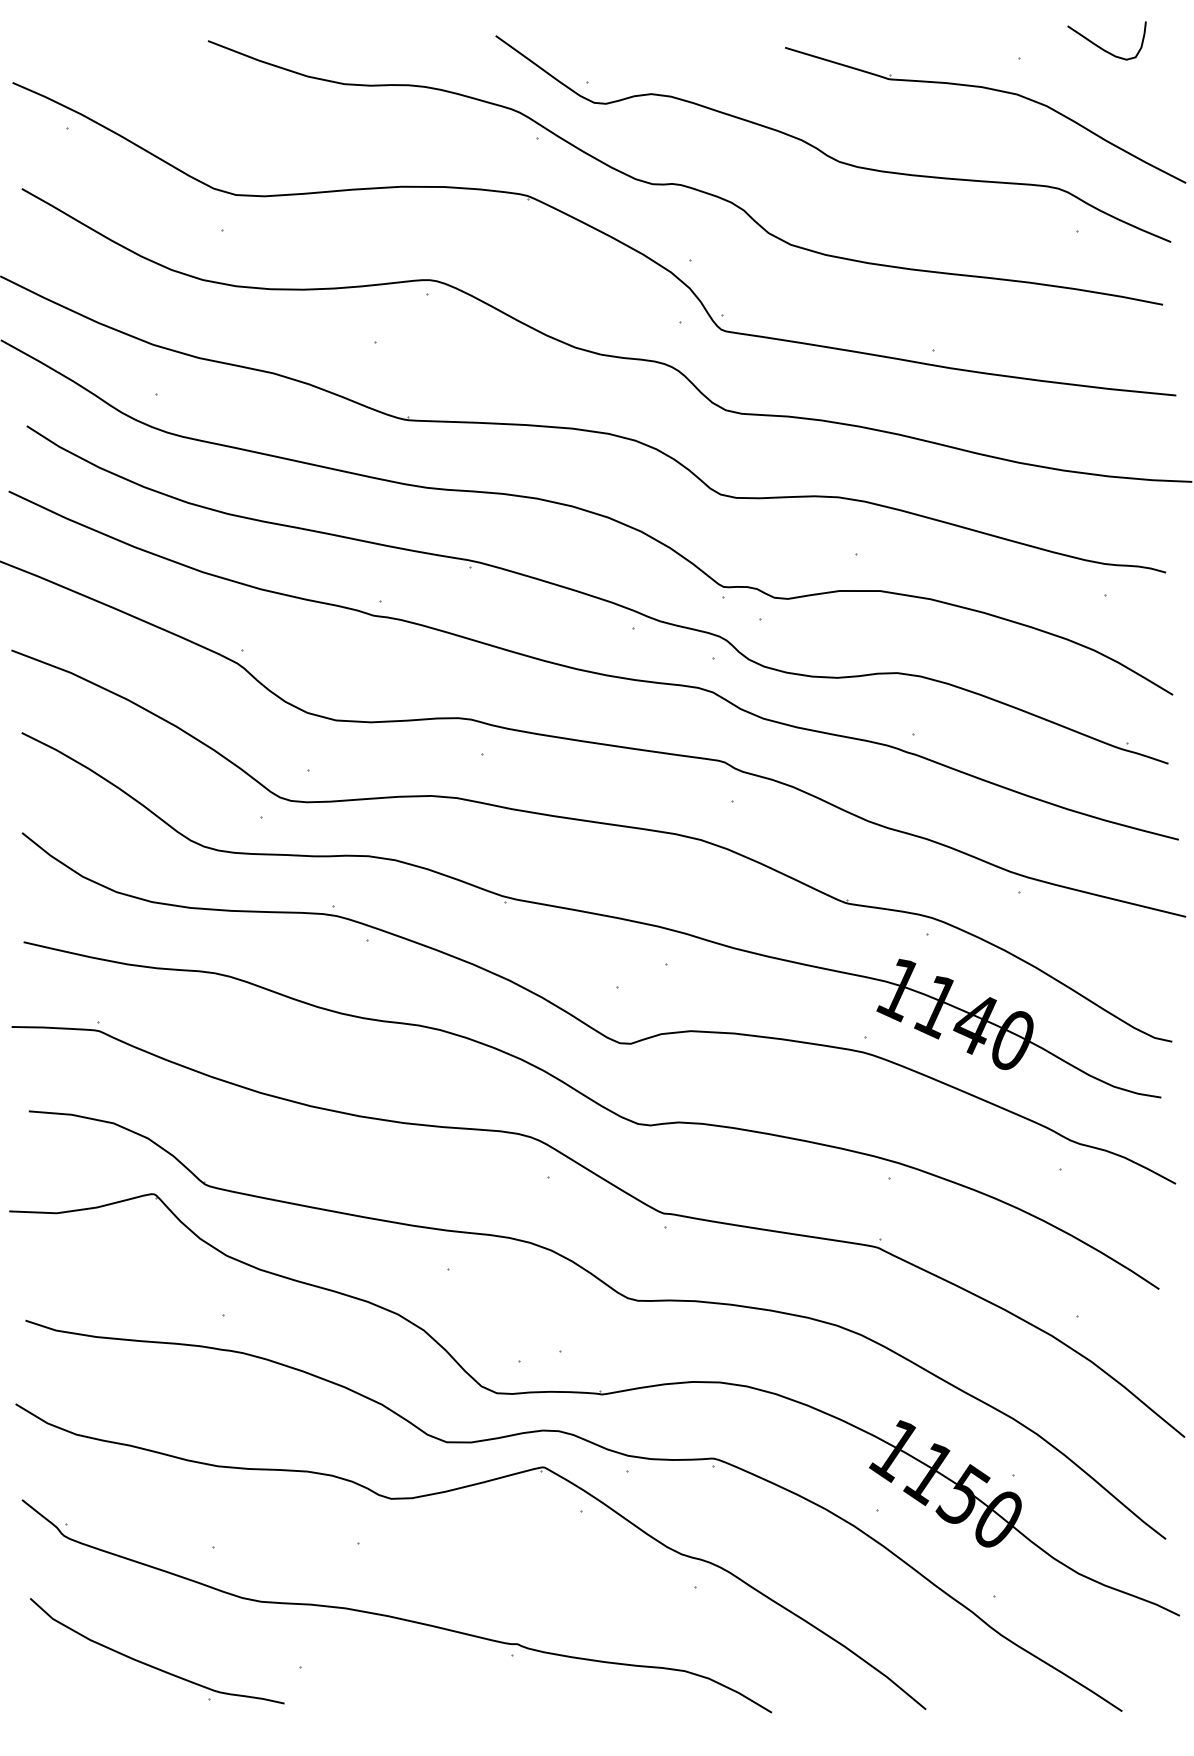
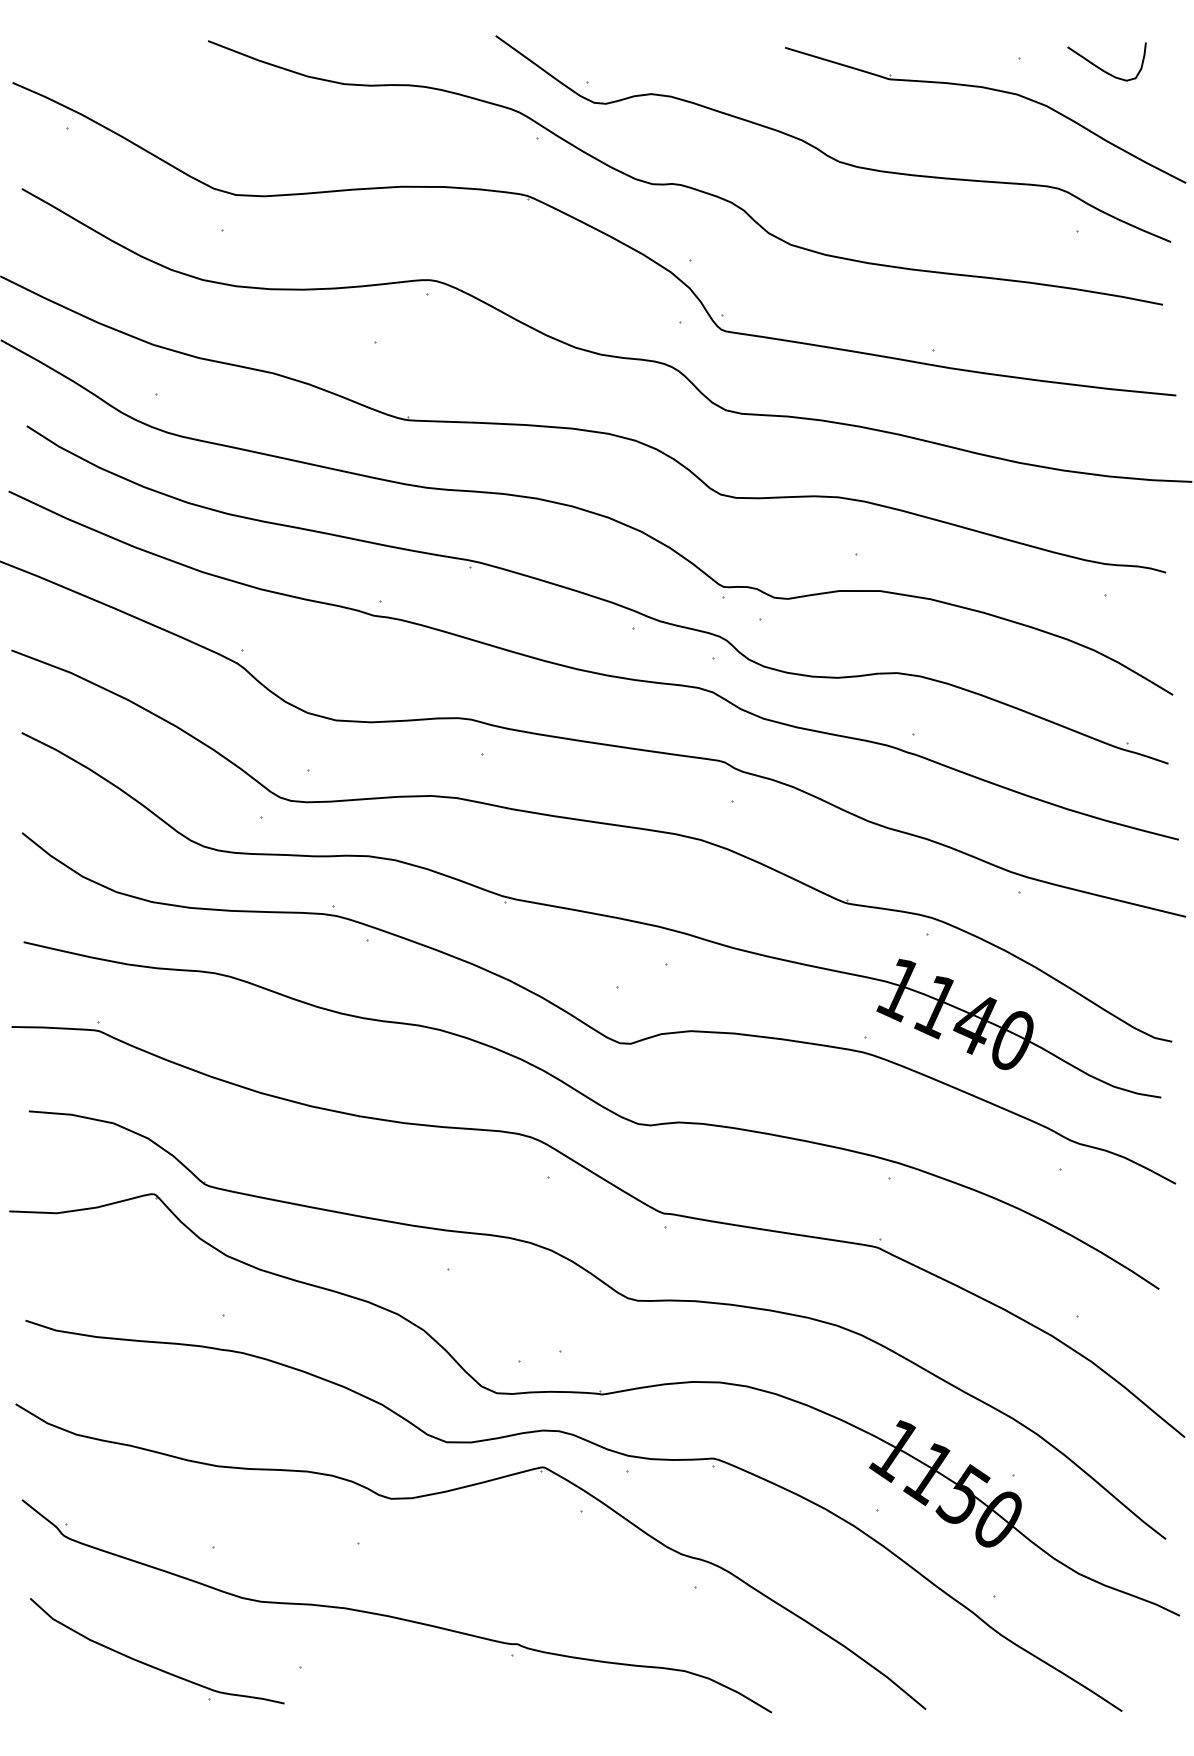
curve position: (1100, 46) -> (1100, 67) (1100, 67)
